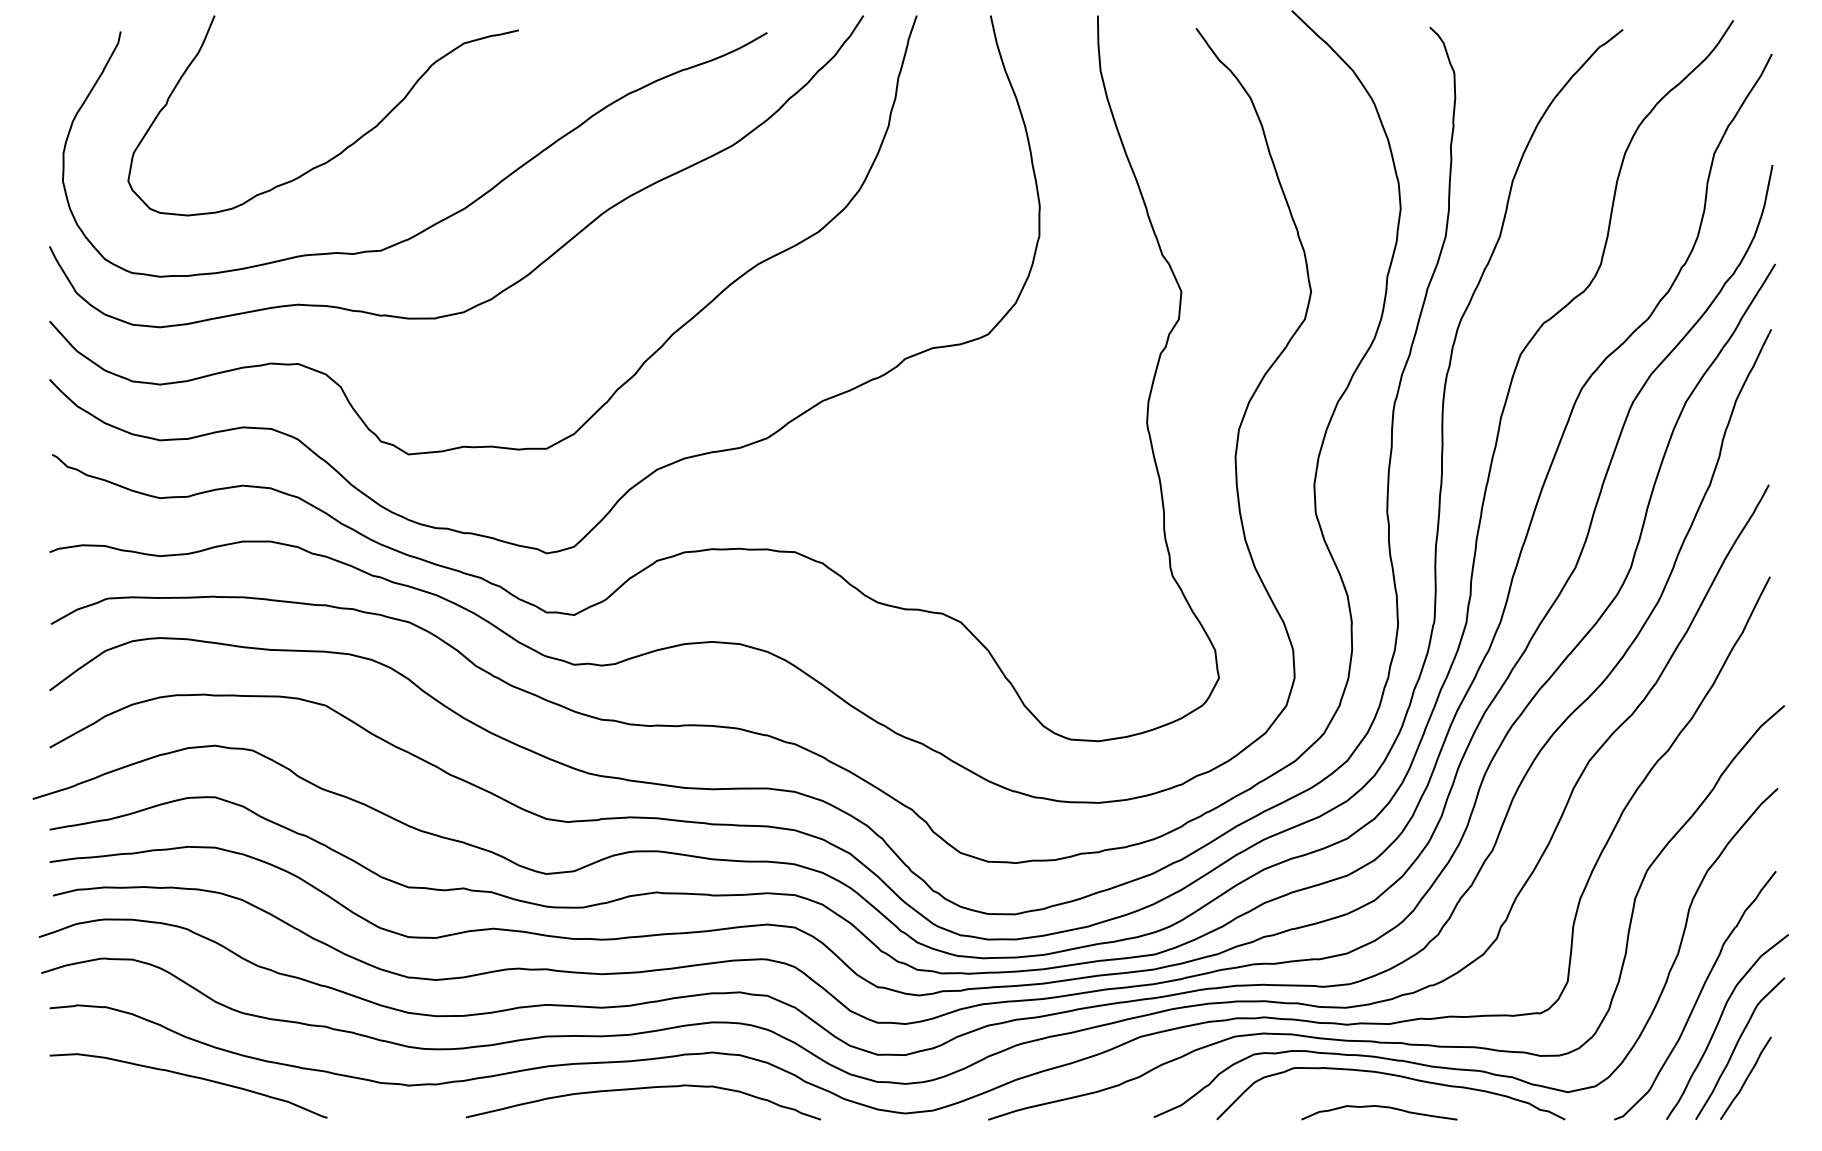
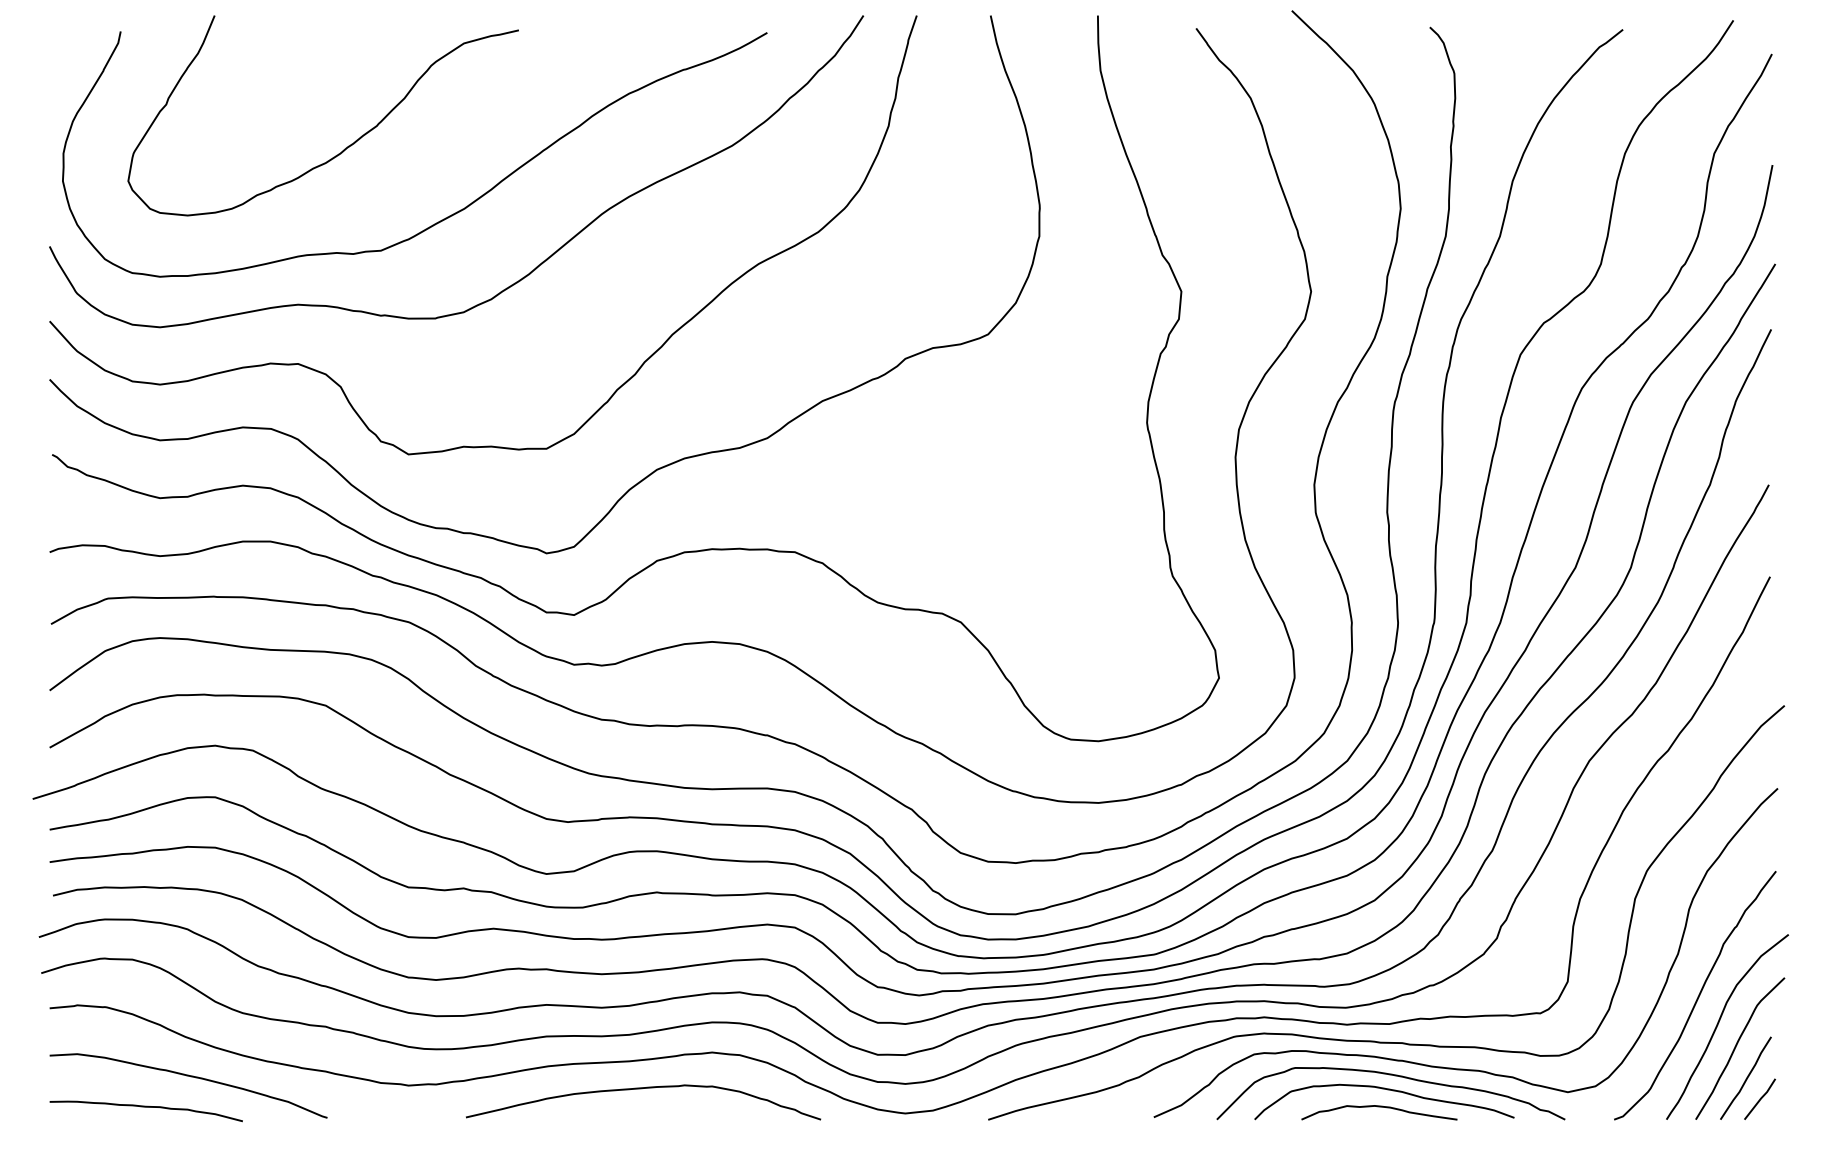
curve: none -> present (1387, 1090)
line: none -> present (1759, 1098)
curve: none -> present (145, 1107)
